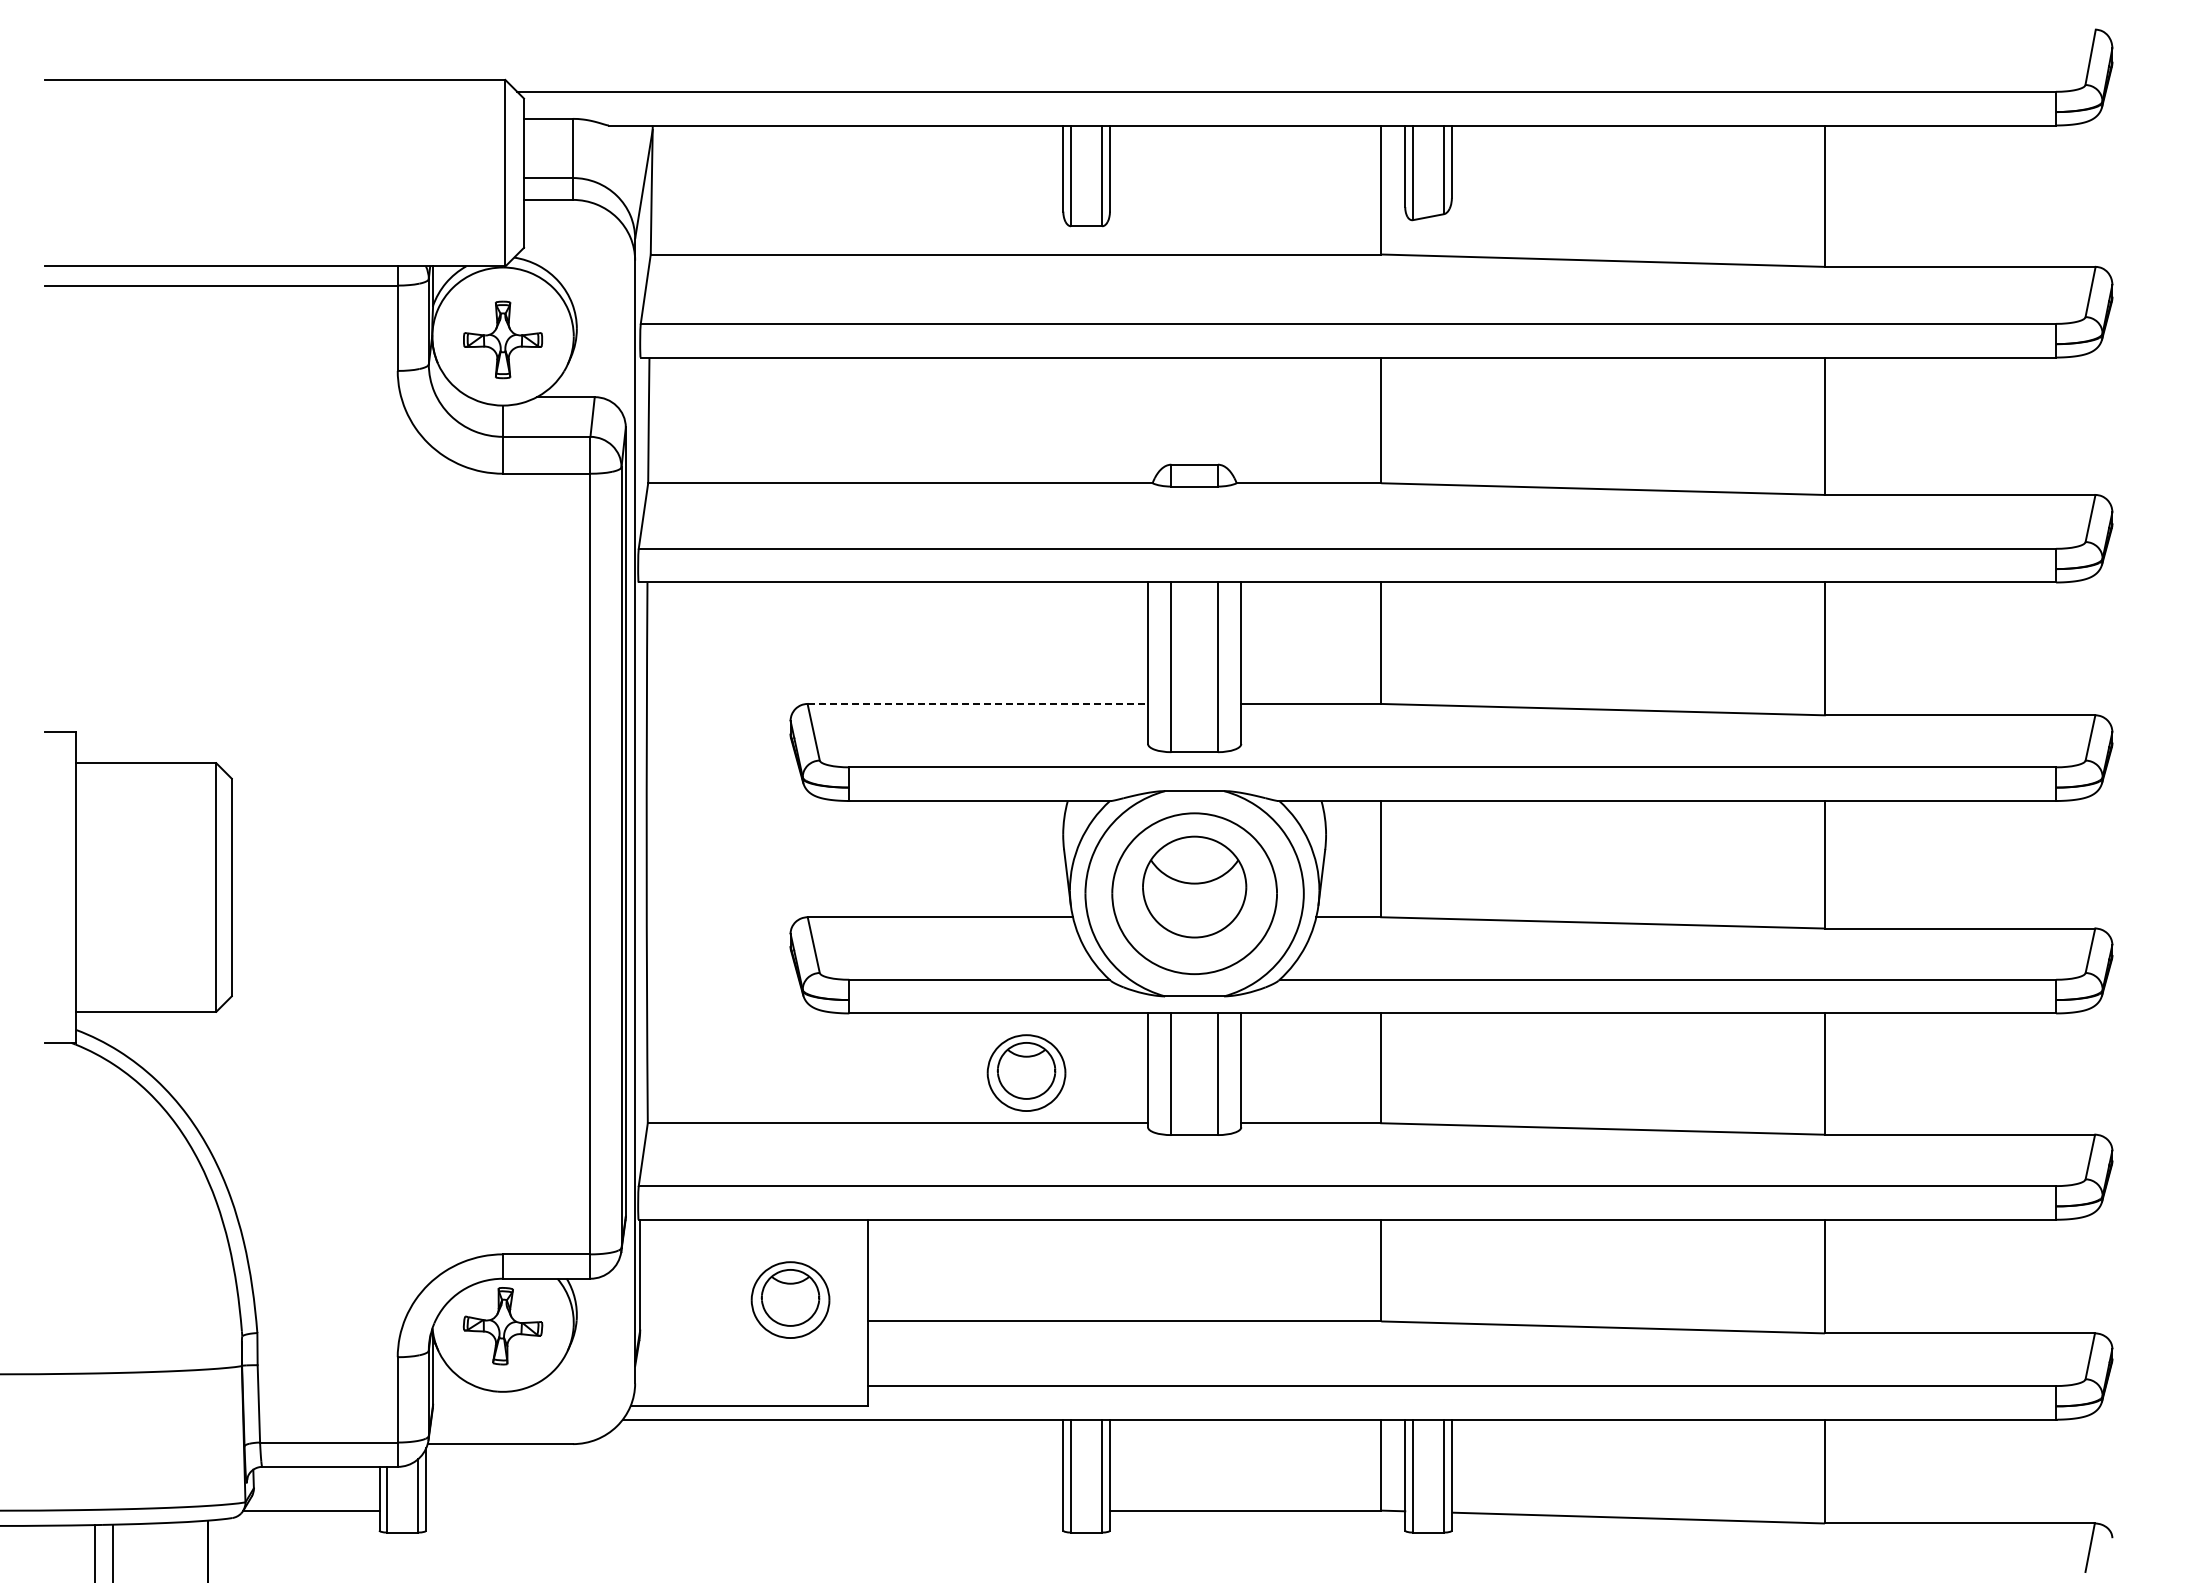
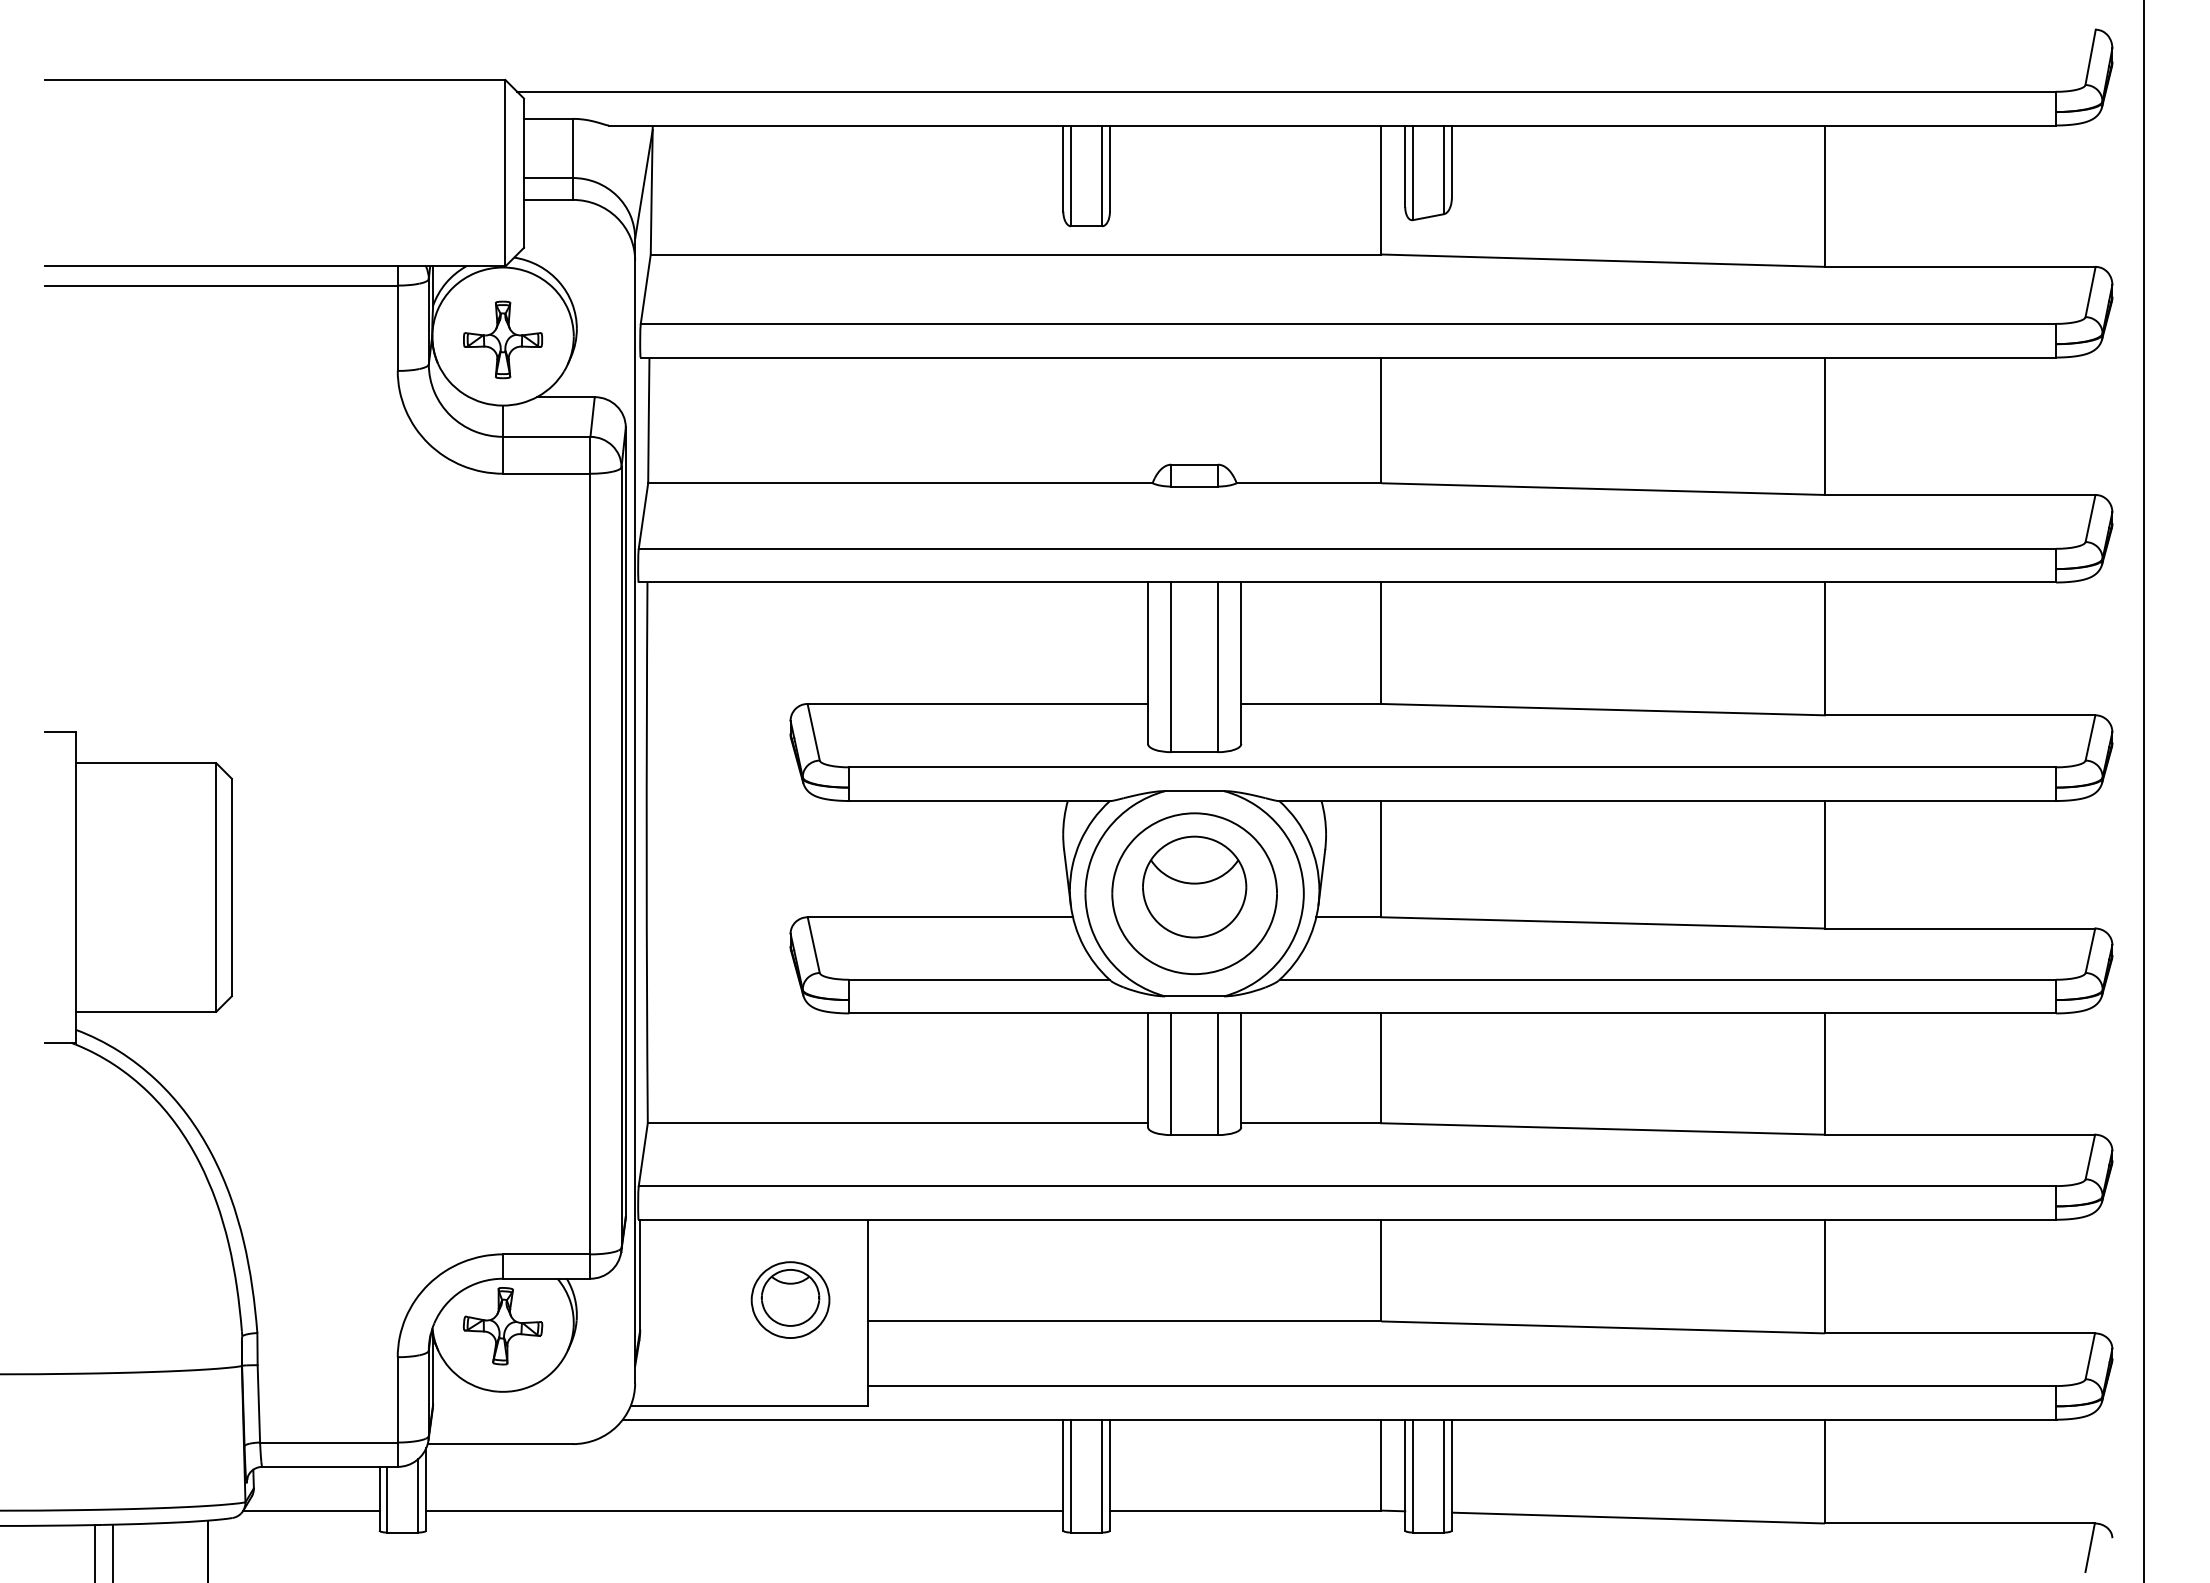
line: dashed -> solid (978, 703)
line: none -> present (2143, 790)
part: present -> none (1026, 1072)
line: none -> present (744, 1510)
